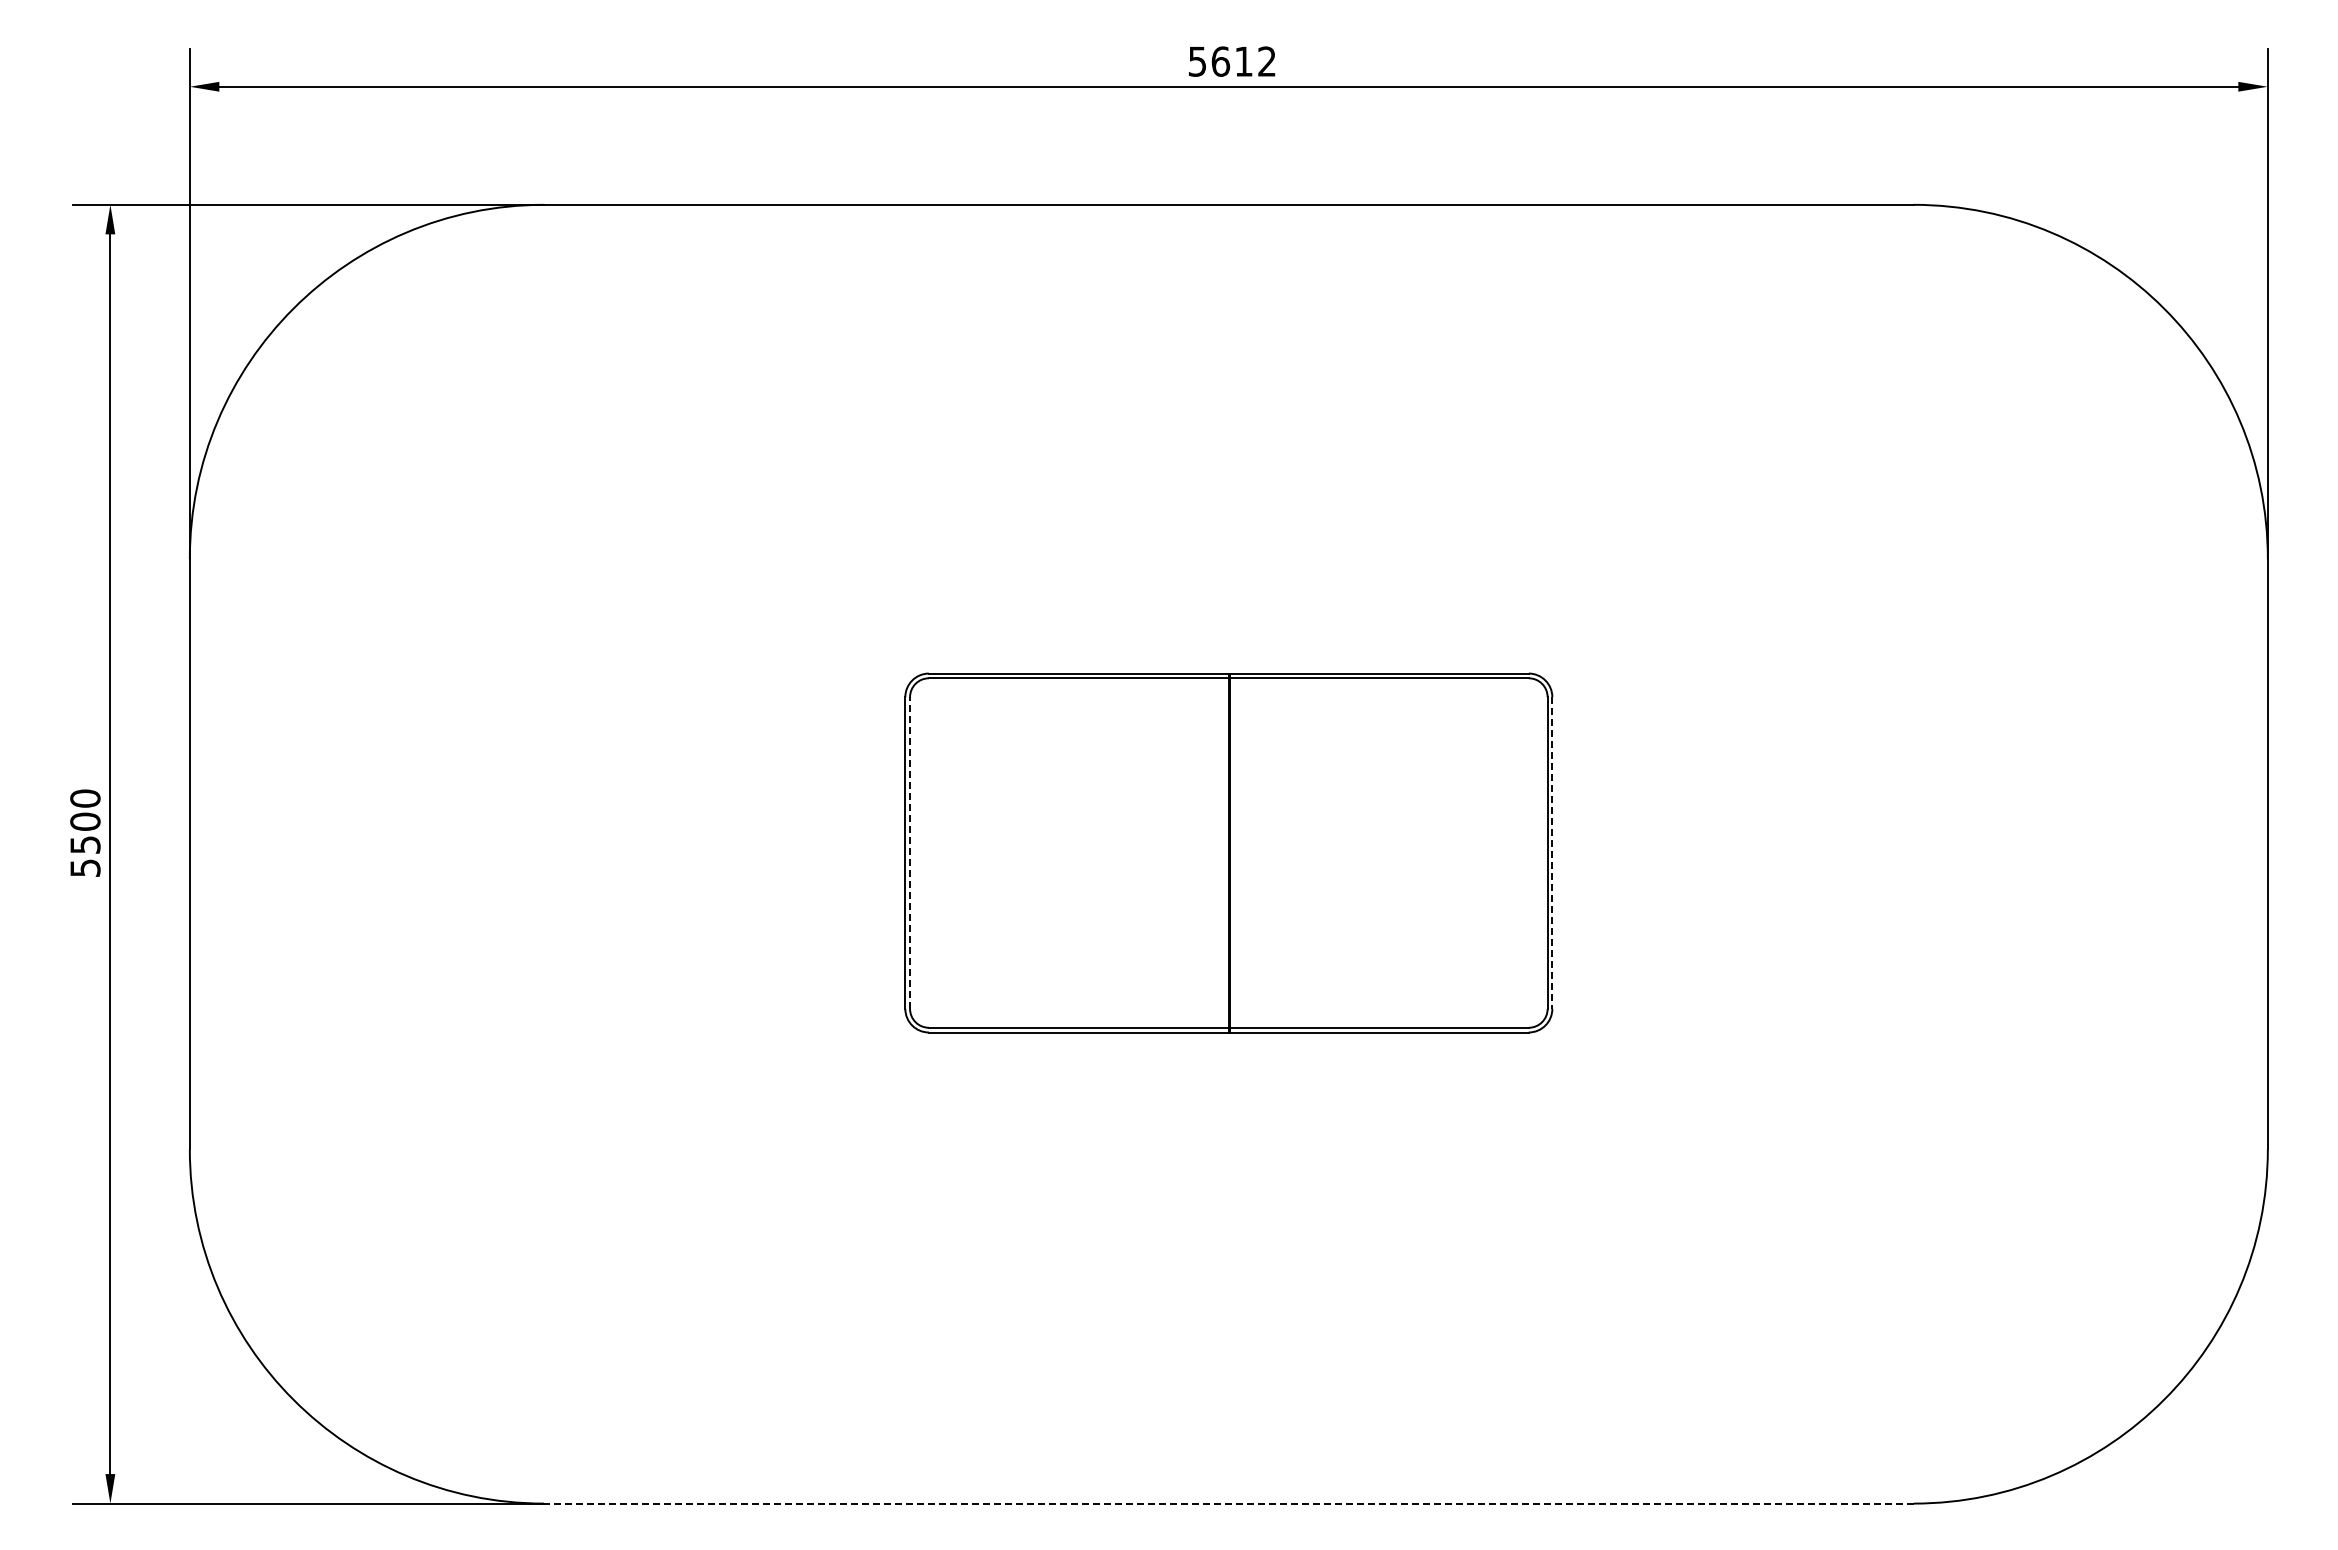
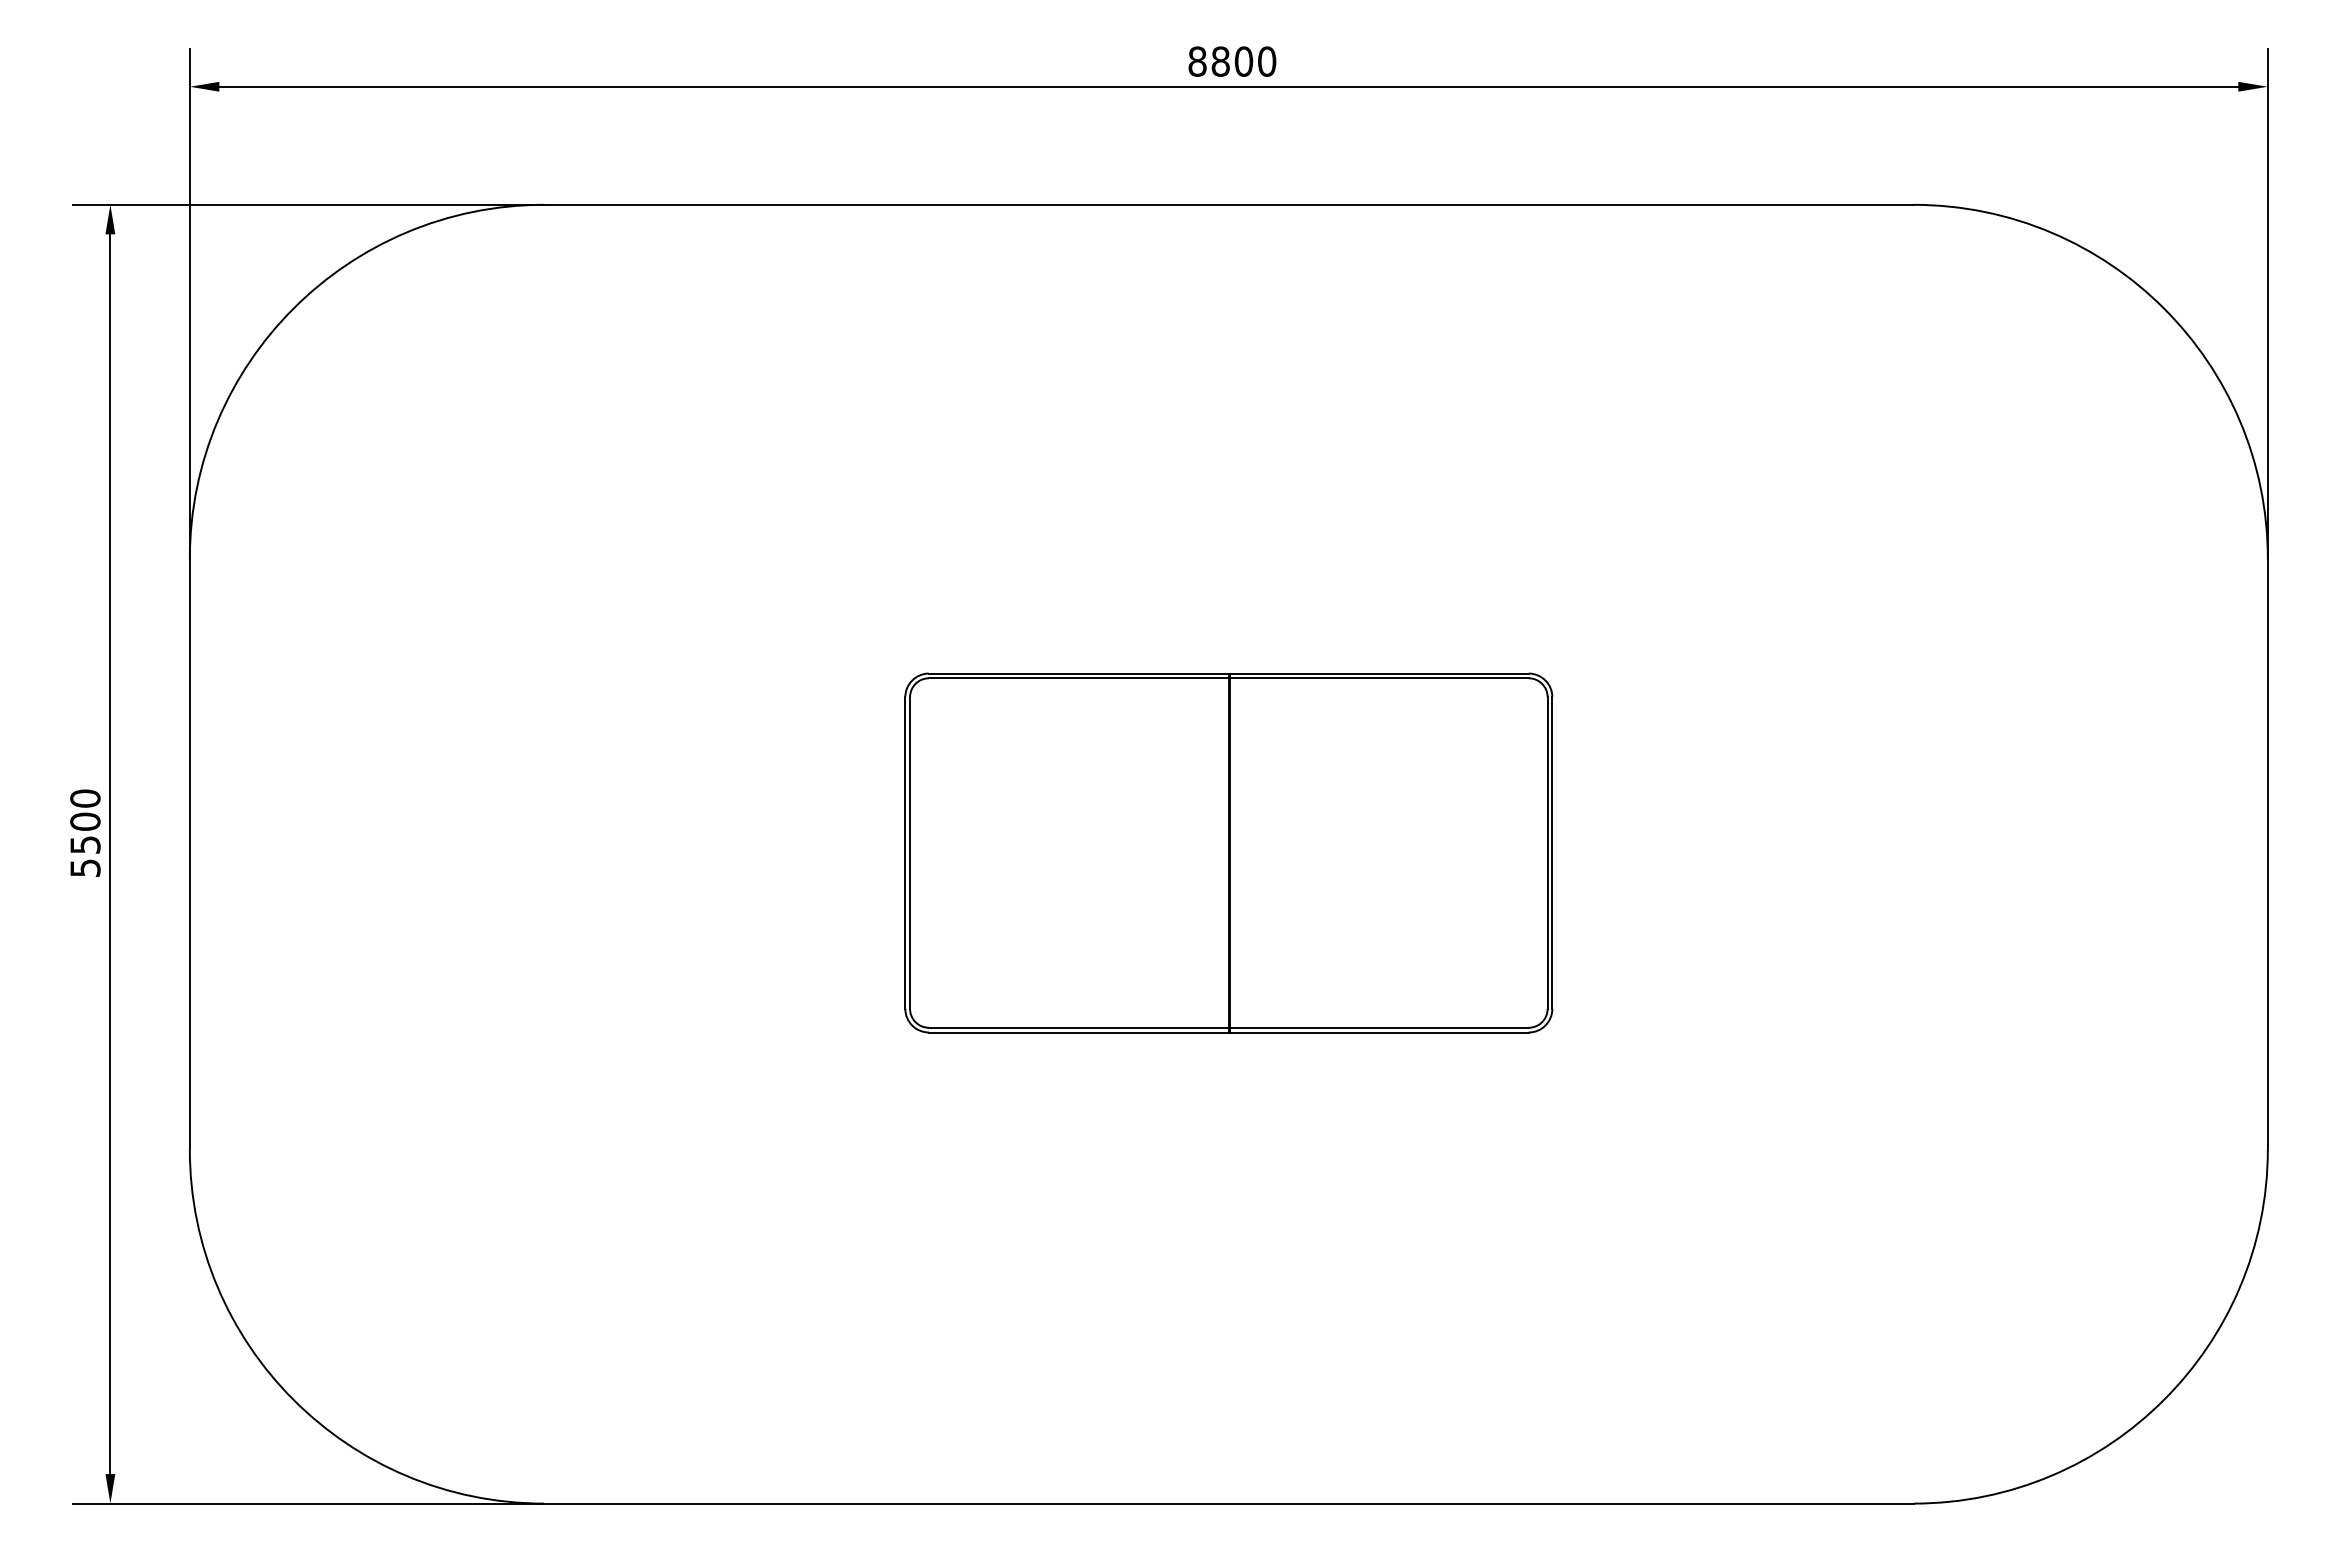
text: 5612 -> 8800 (1232, 61)
line: dashed -> solid (910, 853)
line: dashed -> solid (1552, 853)
line: dashed -> solid (1228, 1503)
